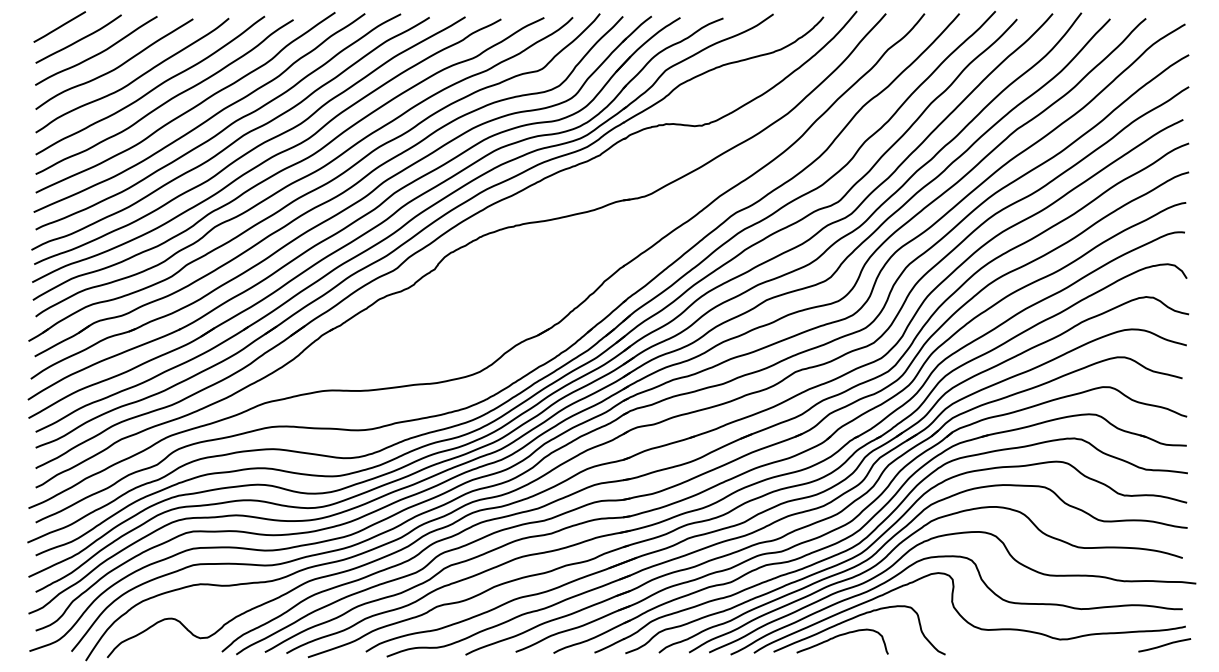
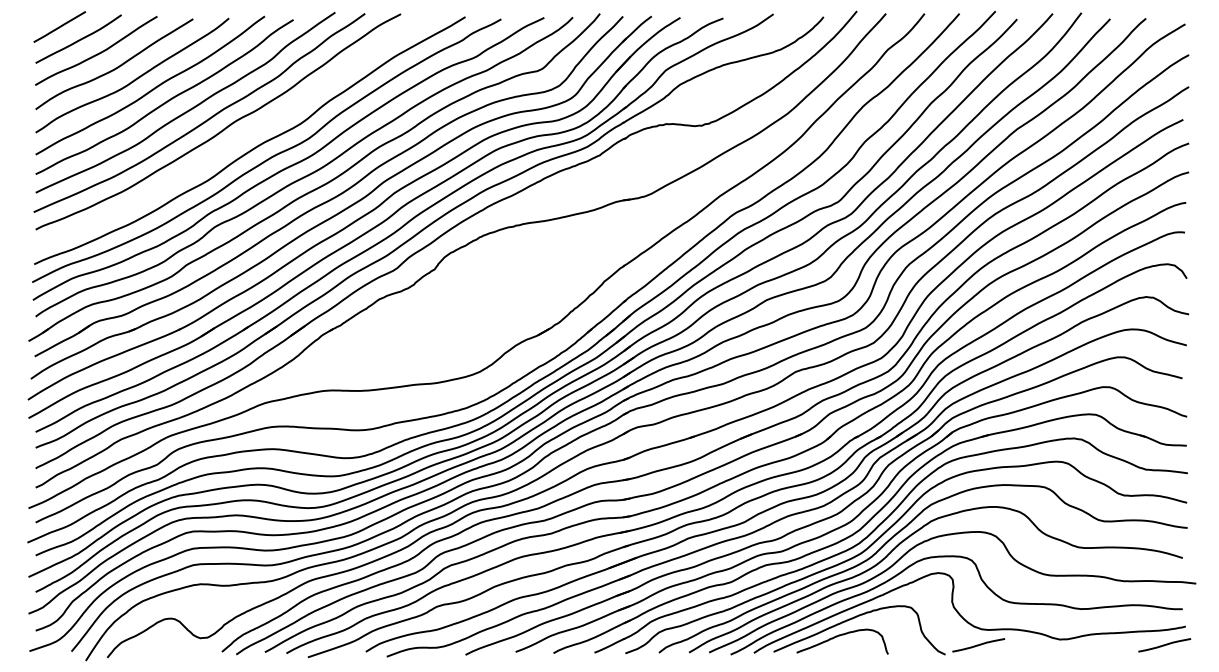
curve: present -> none (234, 140)
line: none -> present (978, 645)
